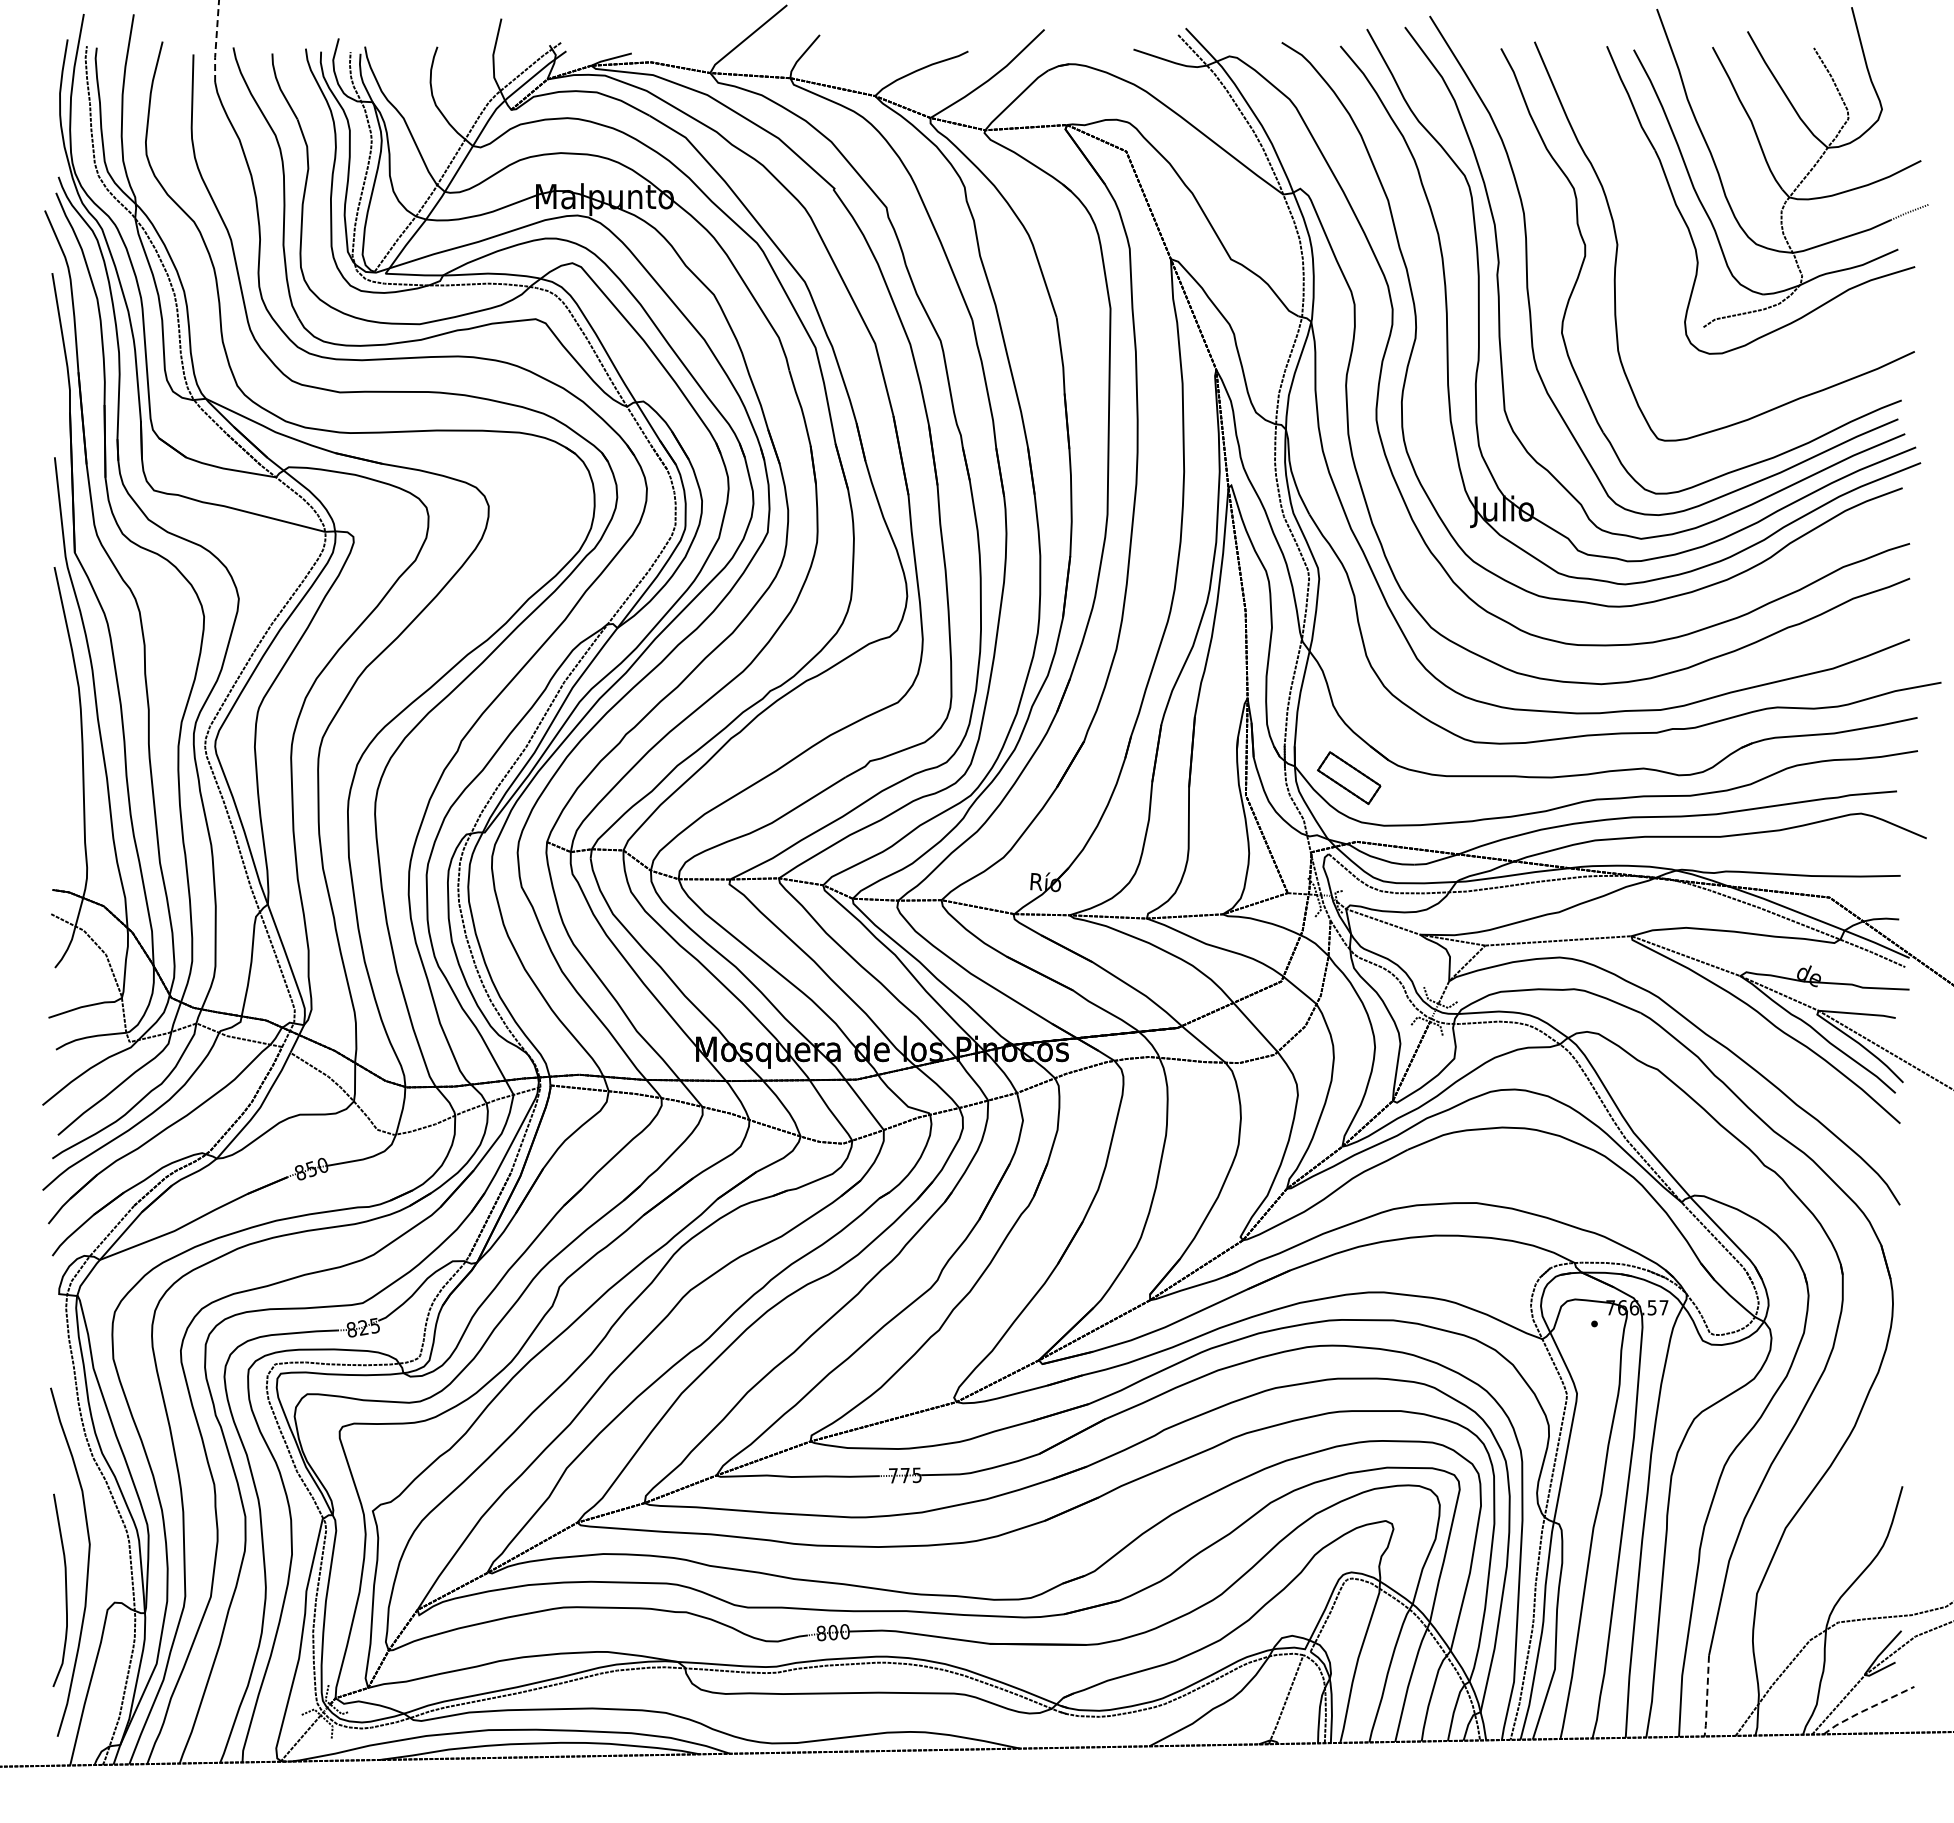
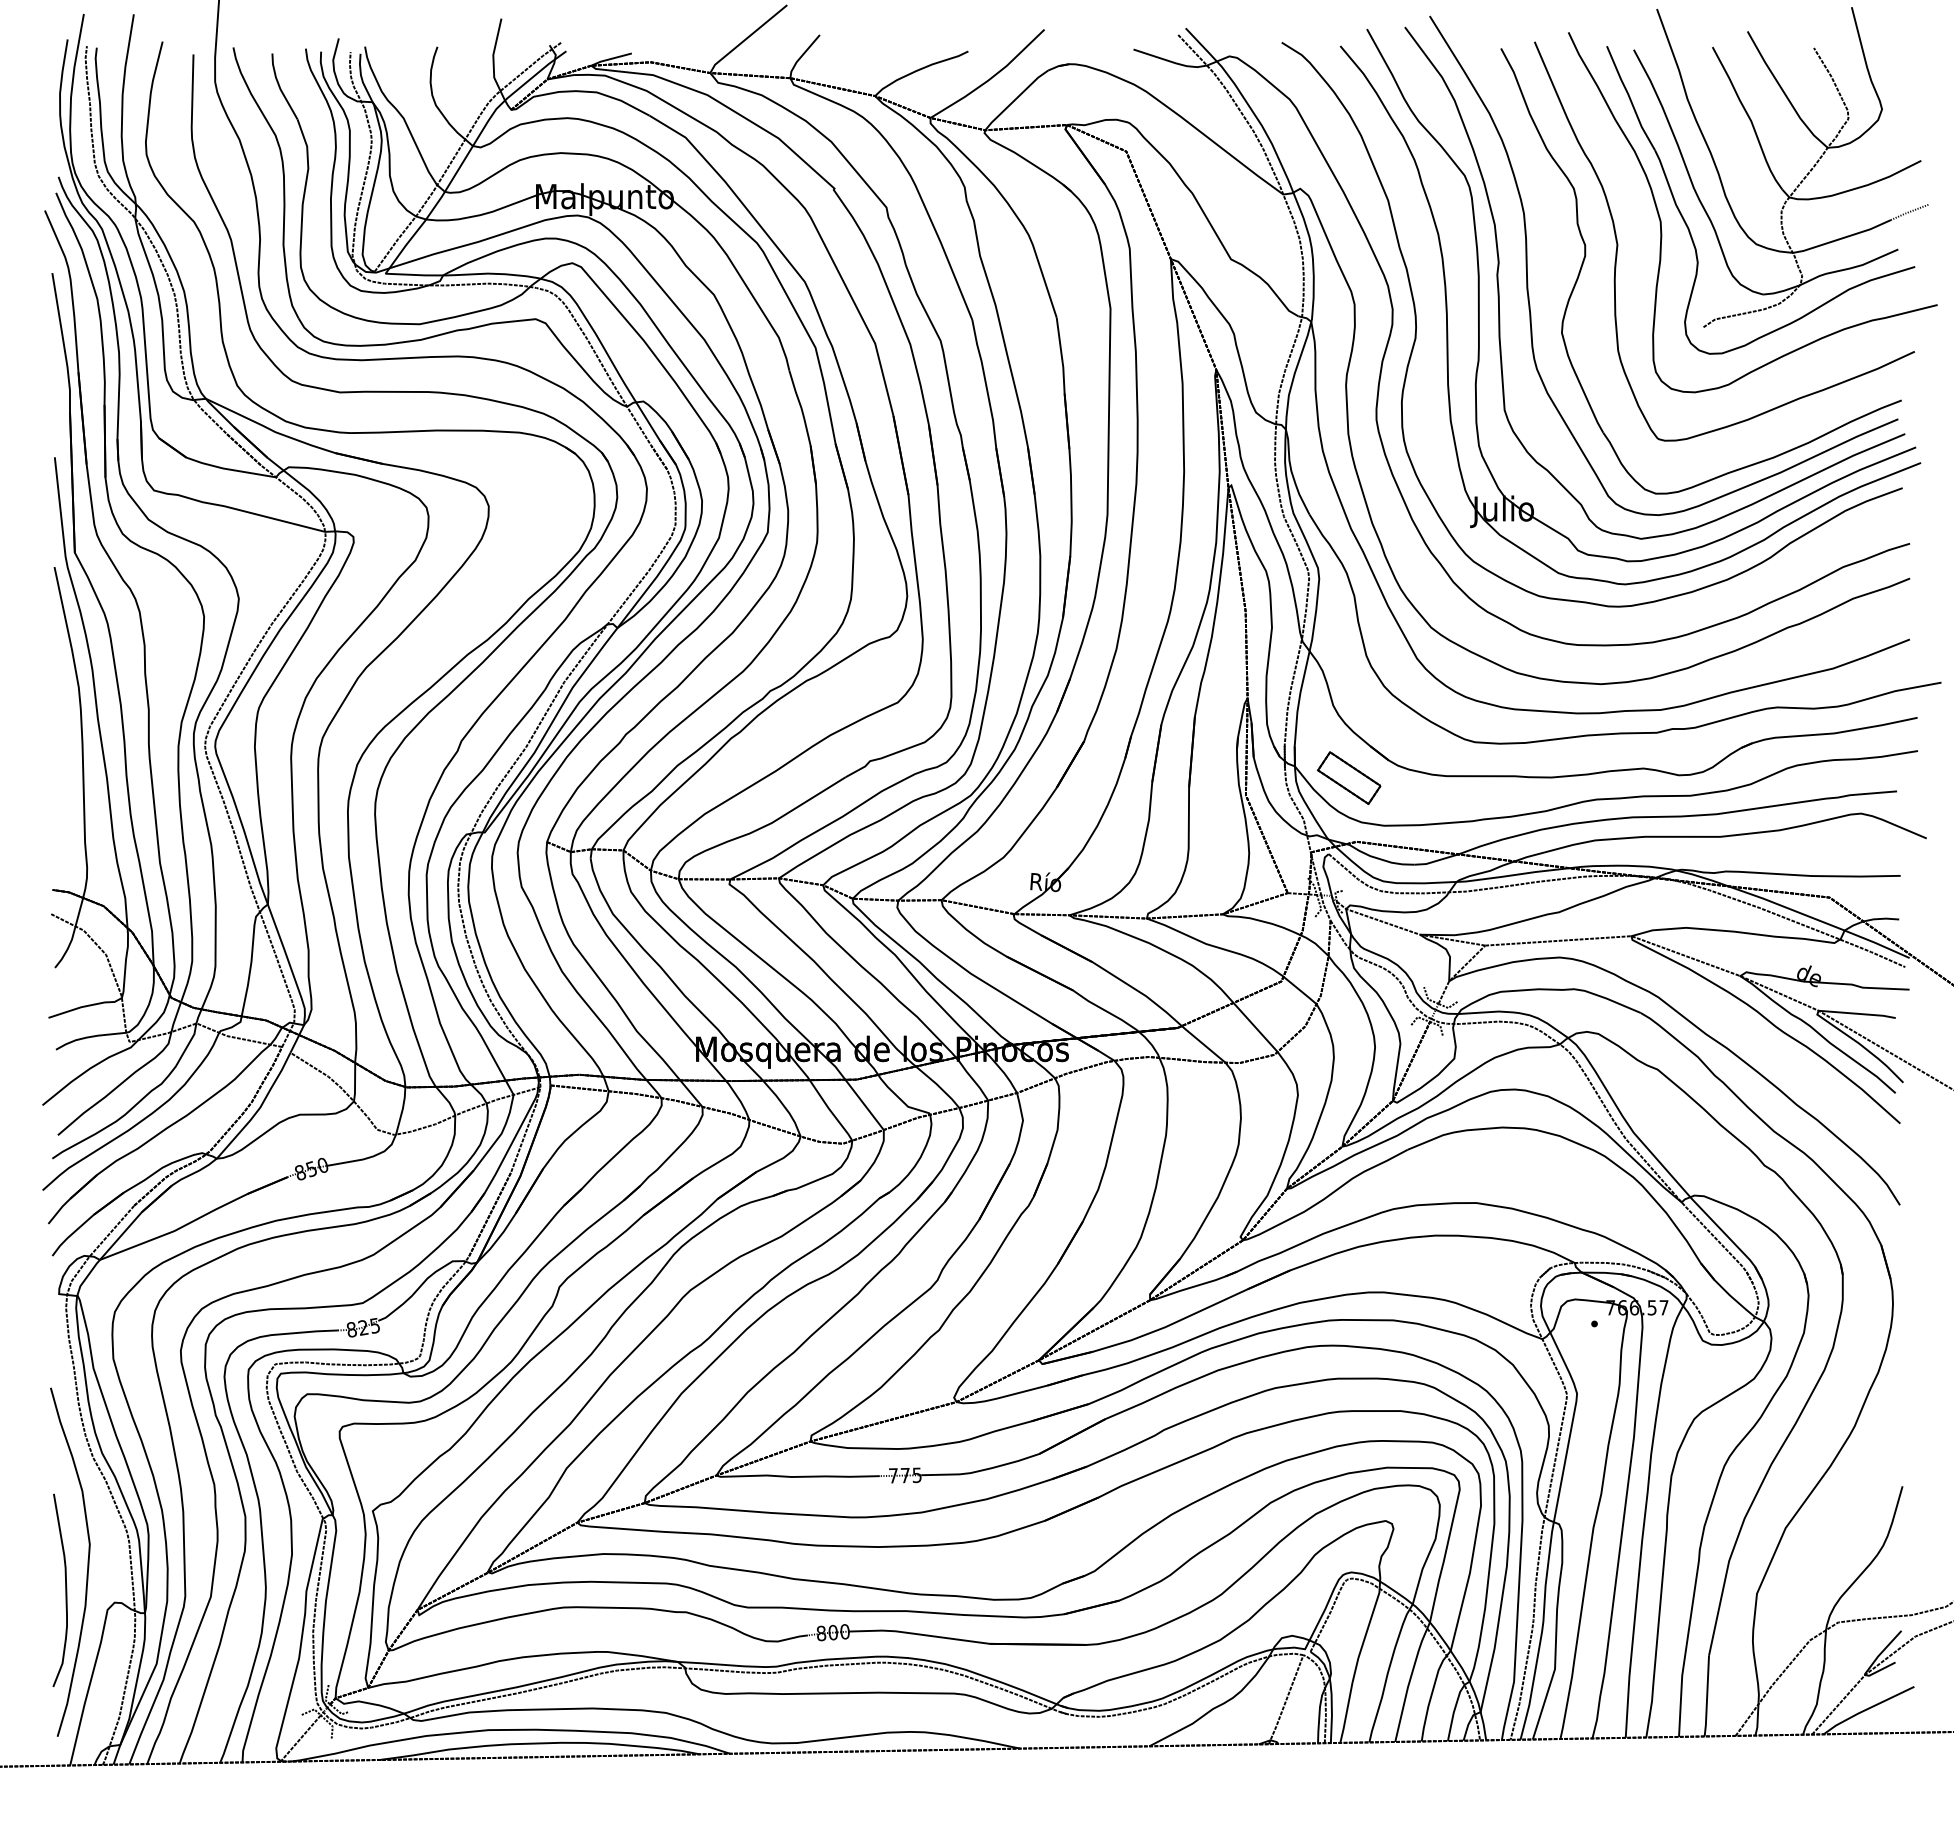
line: dashed -> solid (216, 41)
curve: none -> present (1661, 220)
line: dashed -> solid (1707, 1697)
line: dashed -> solid (1867, 1709)
